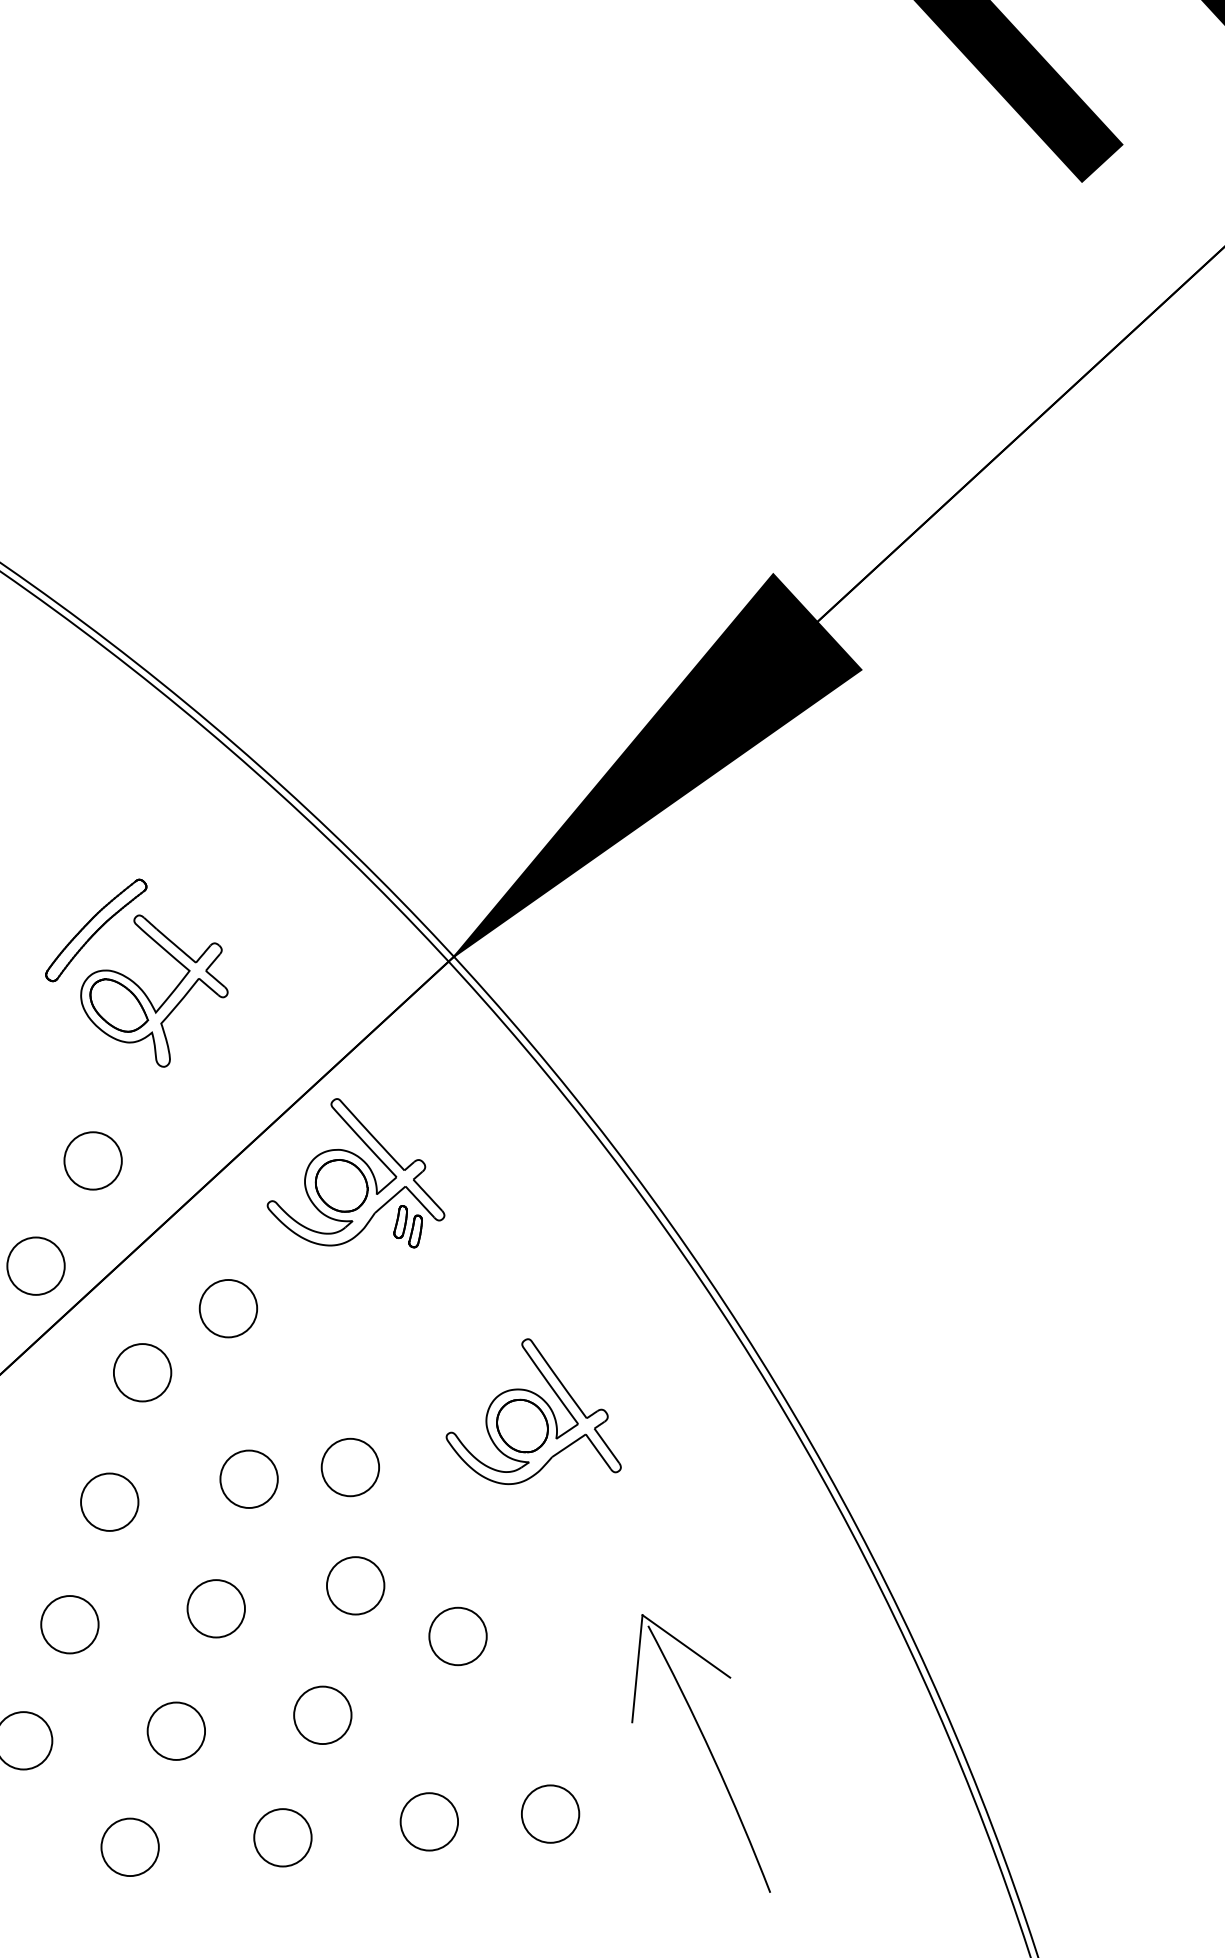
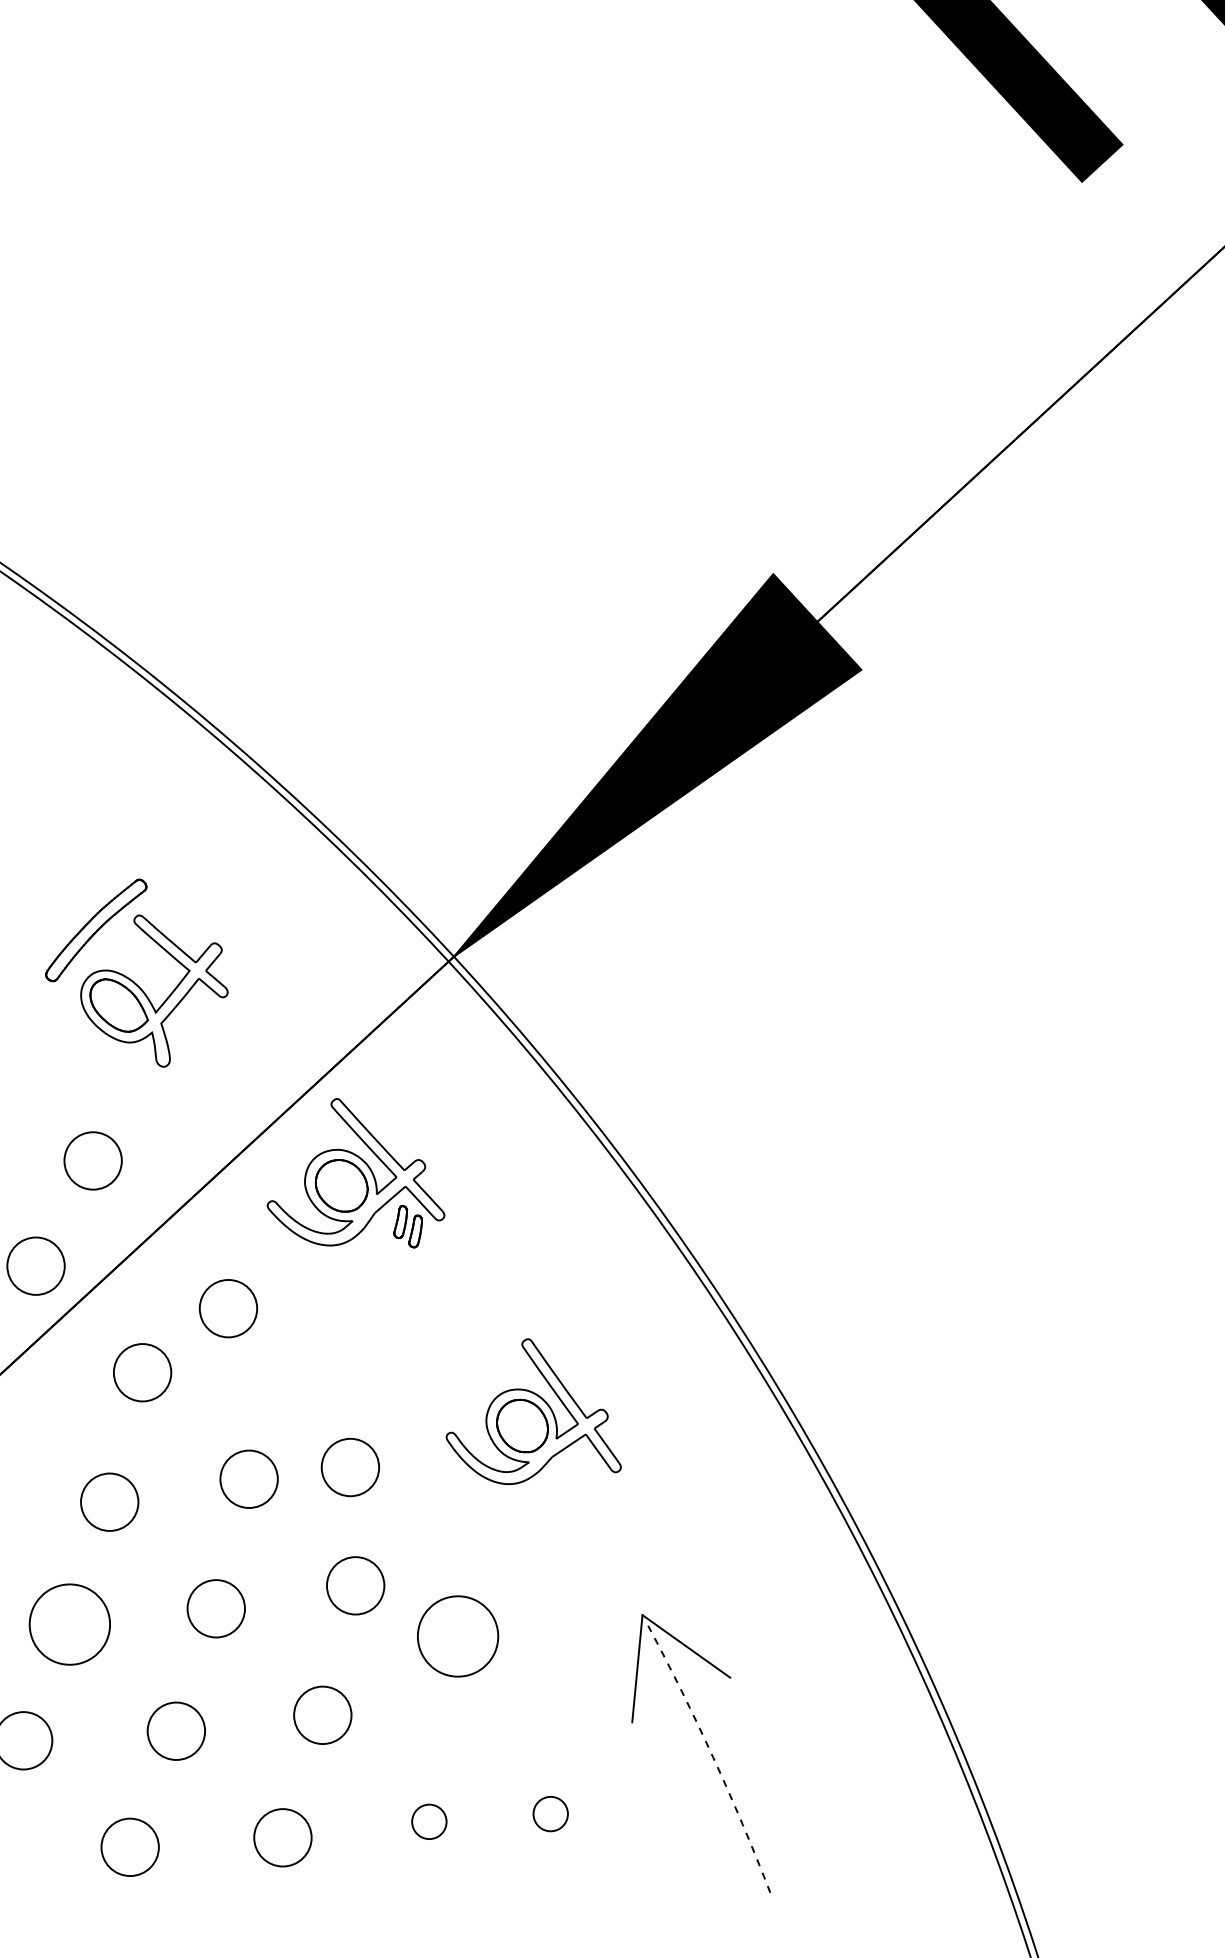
circle size: 60x60 px -> 83x83 px (69, 1624)
circle diameter: 57 px -> 80 px (457, 1636)
arc: solid -> dashed (713, 1757)
circle size: 60x60 px -> 37x37 px (550, 1814)
circle diameter: 57 px -> 34 px (429, 1821)
